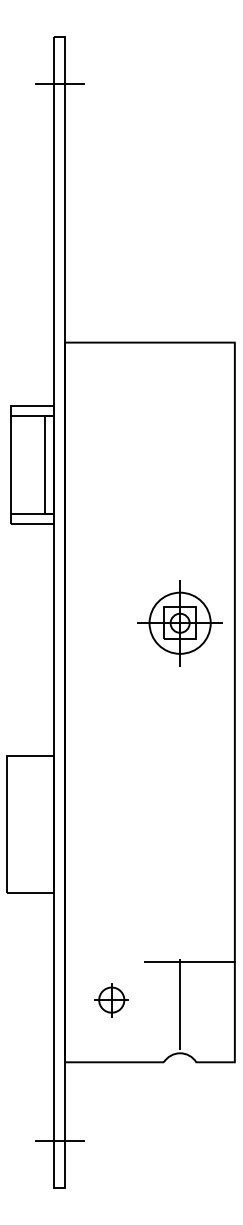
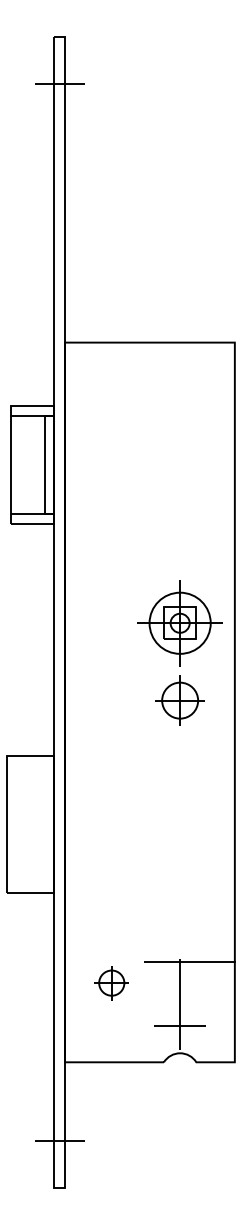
part: none -> present (179, 700)
part position: (111, 1000) -> (111, 983) (111, 983)
line: none -> present (179, 1026)
